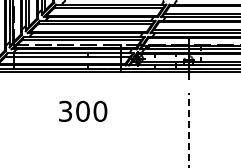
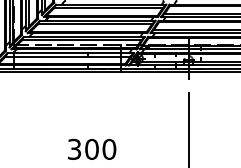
text position: (83, 110) -> (92, 148) (92, 148)
line: dashed -> solid (188, 129)
